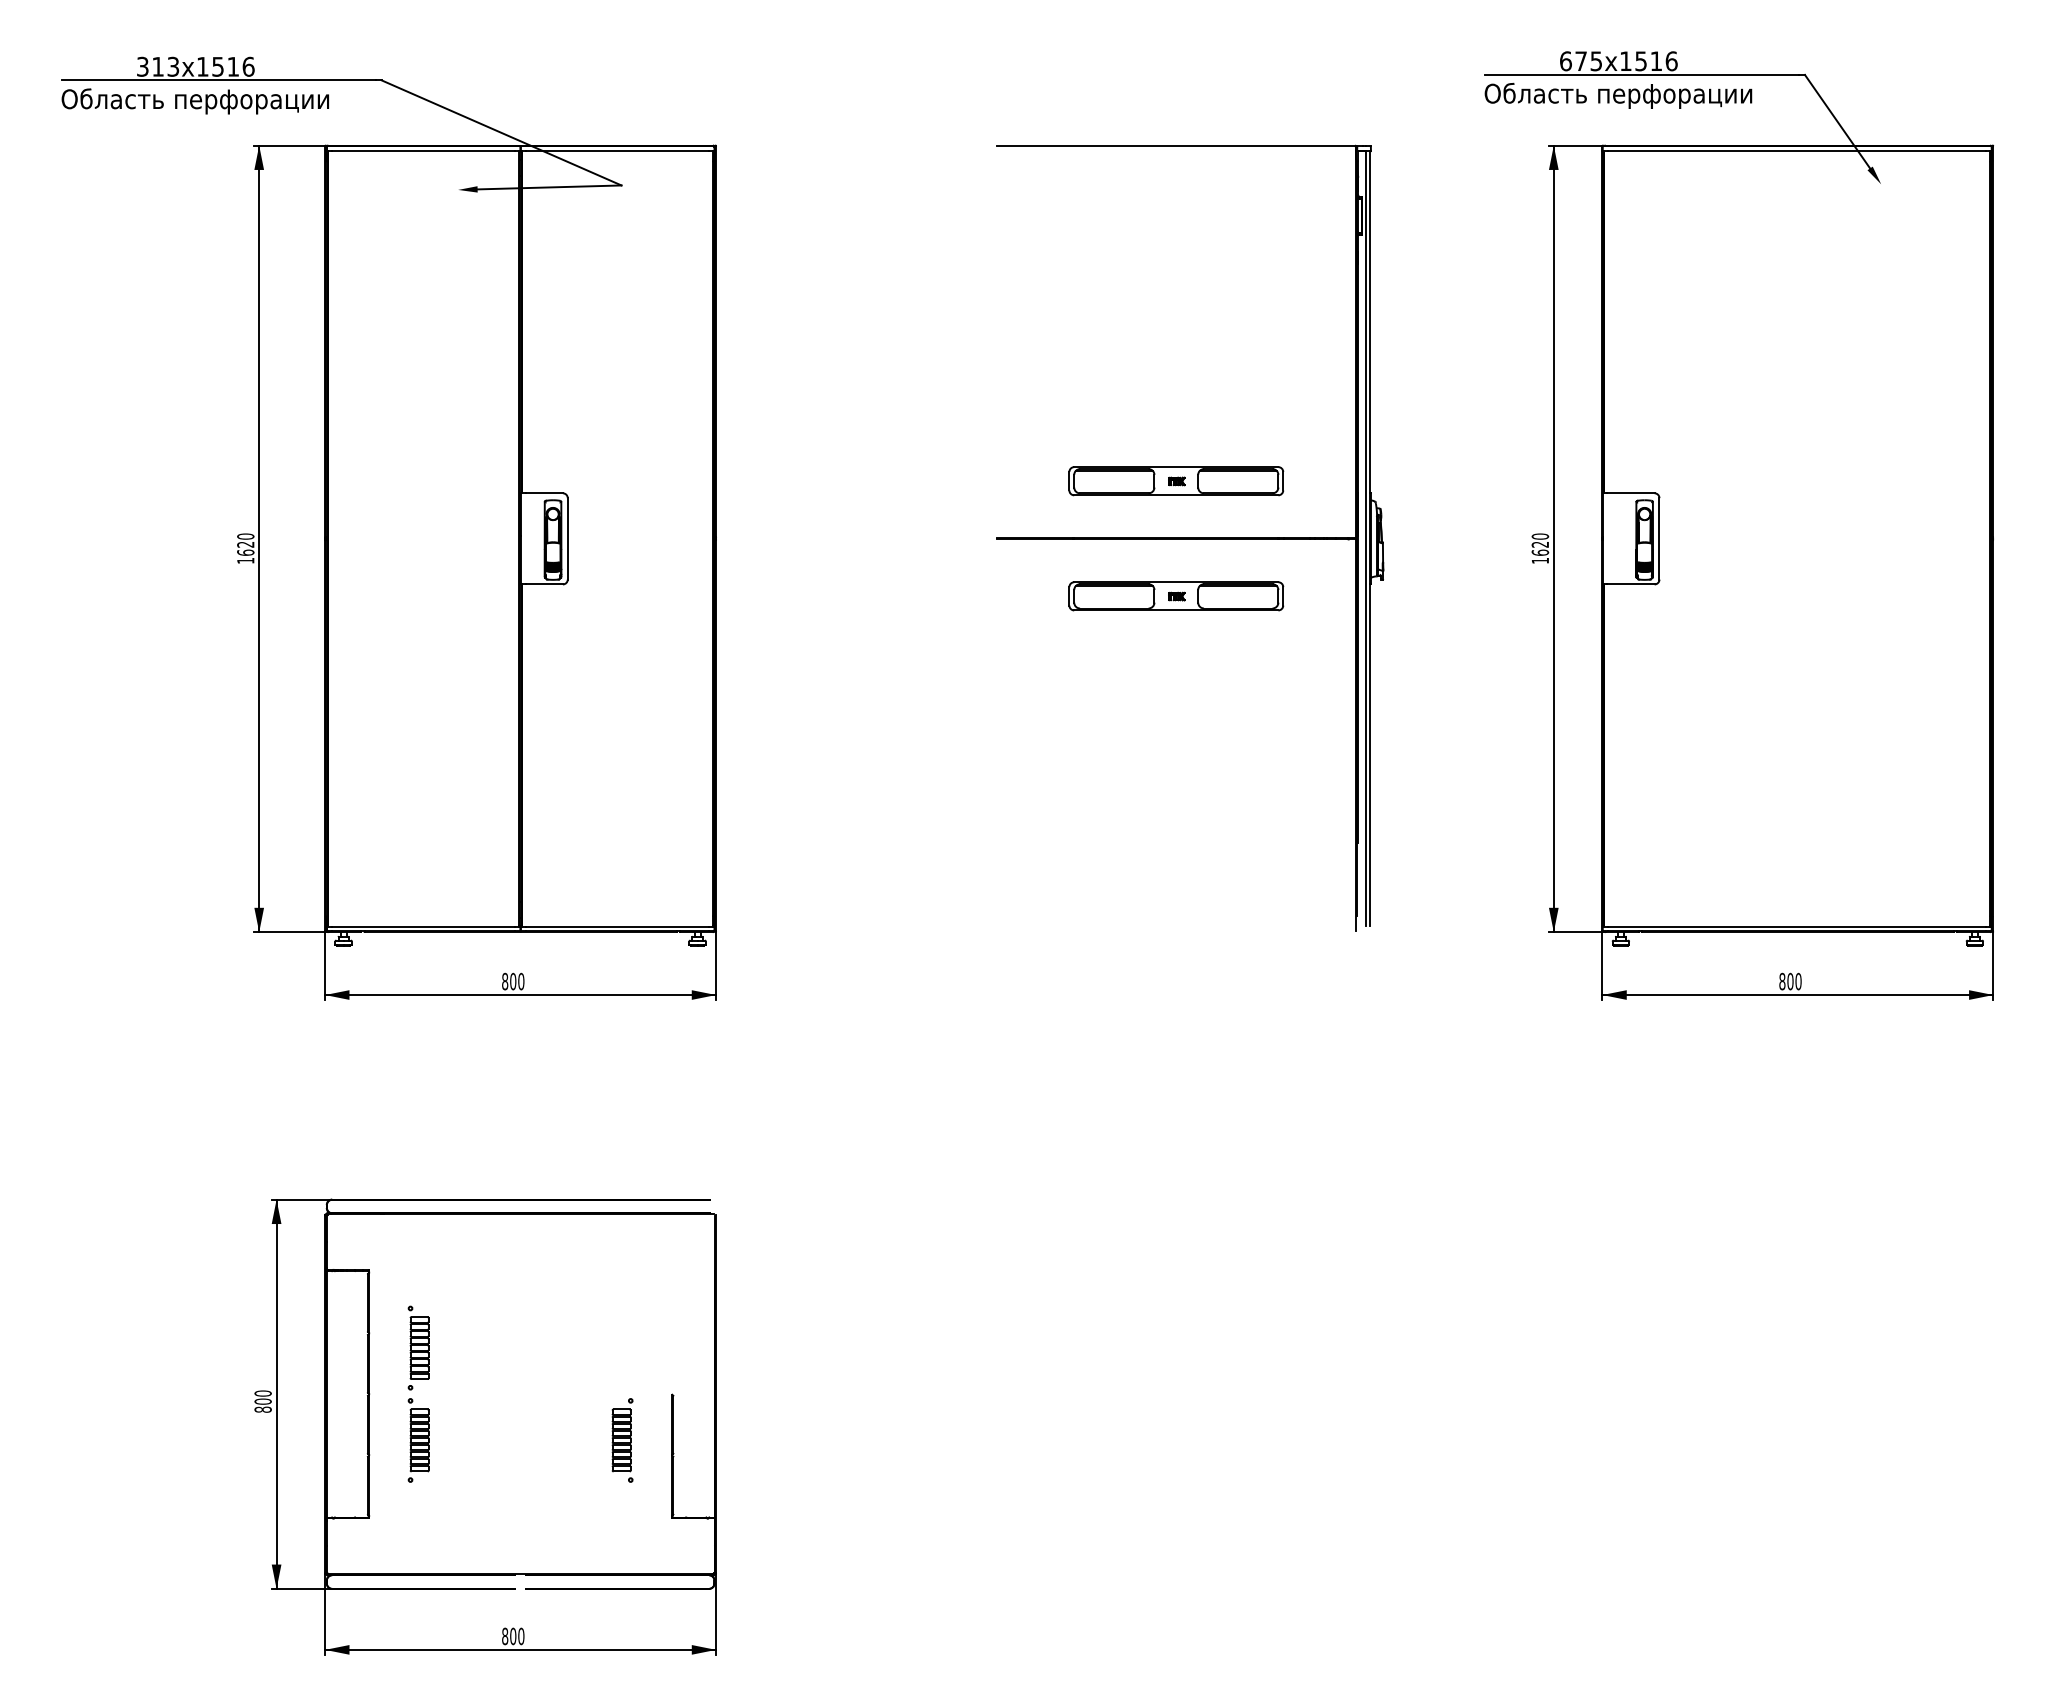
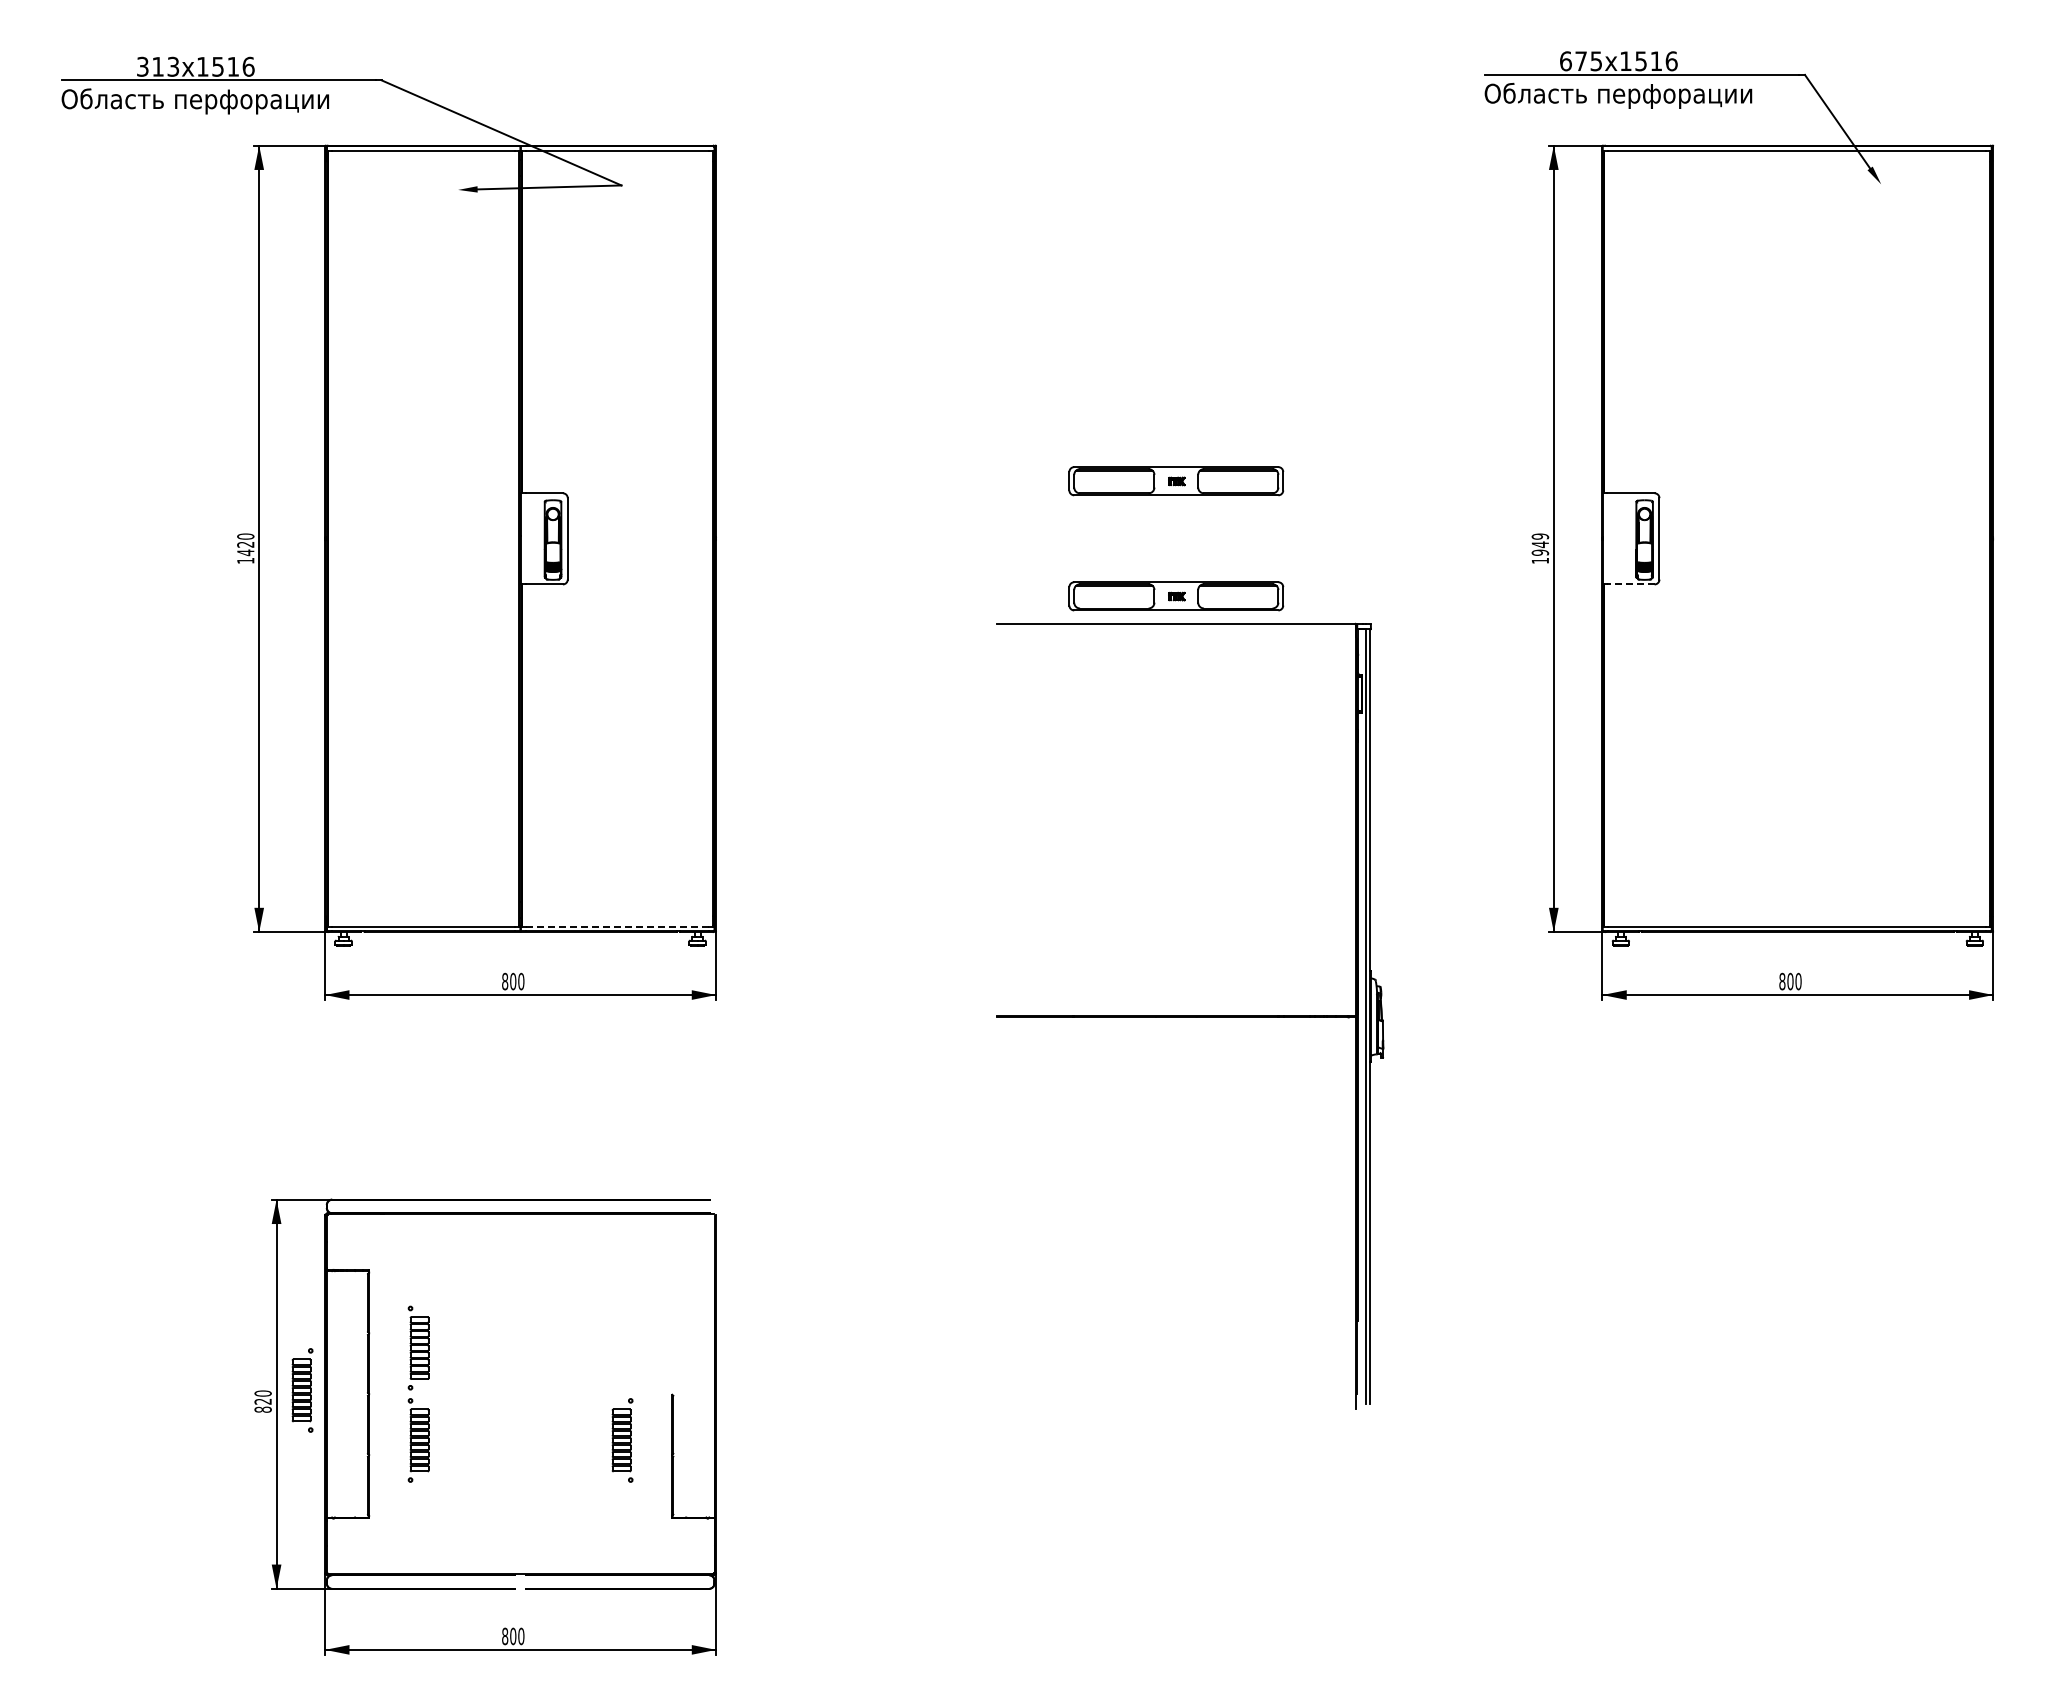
part position: (1190, 537) -> (1190, 1015) (1190, 1015)
text: 1620 -> 1949 (1540, 544)
text: 1620 -> 1420 (245, 552)
line: solid -> dashed (1631, 584)
line: solid -> dashed (618, 926)
part: none -> present (302, 1390)
text: 800 -> 820 (262, 1401)
